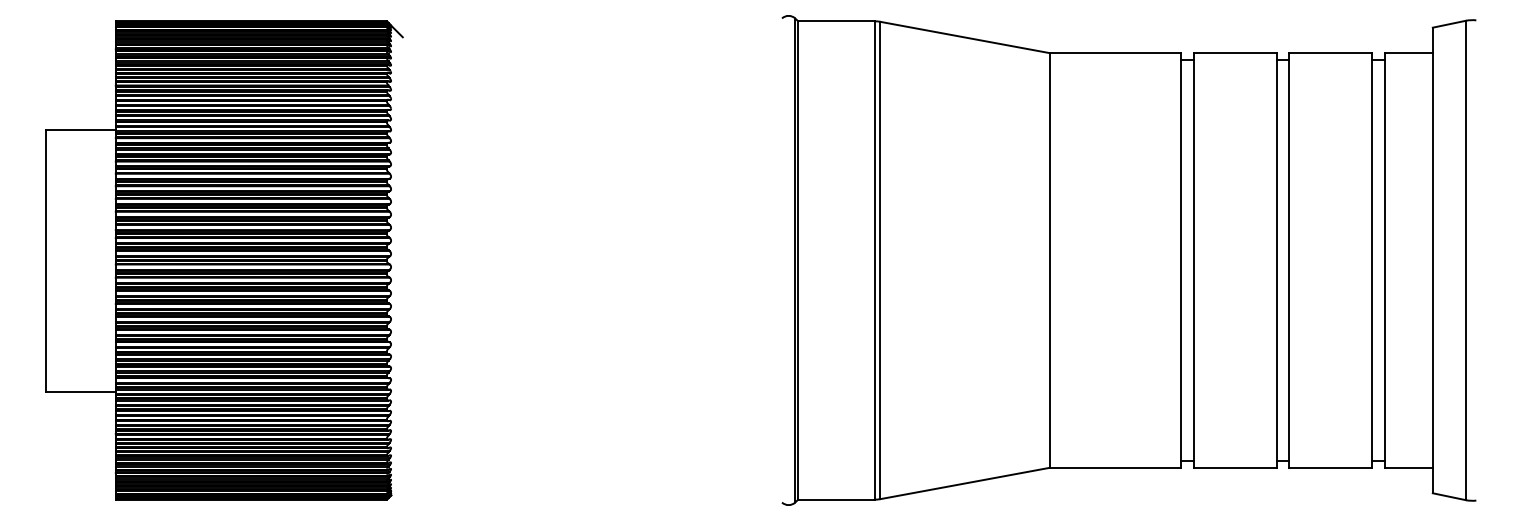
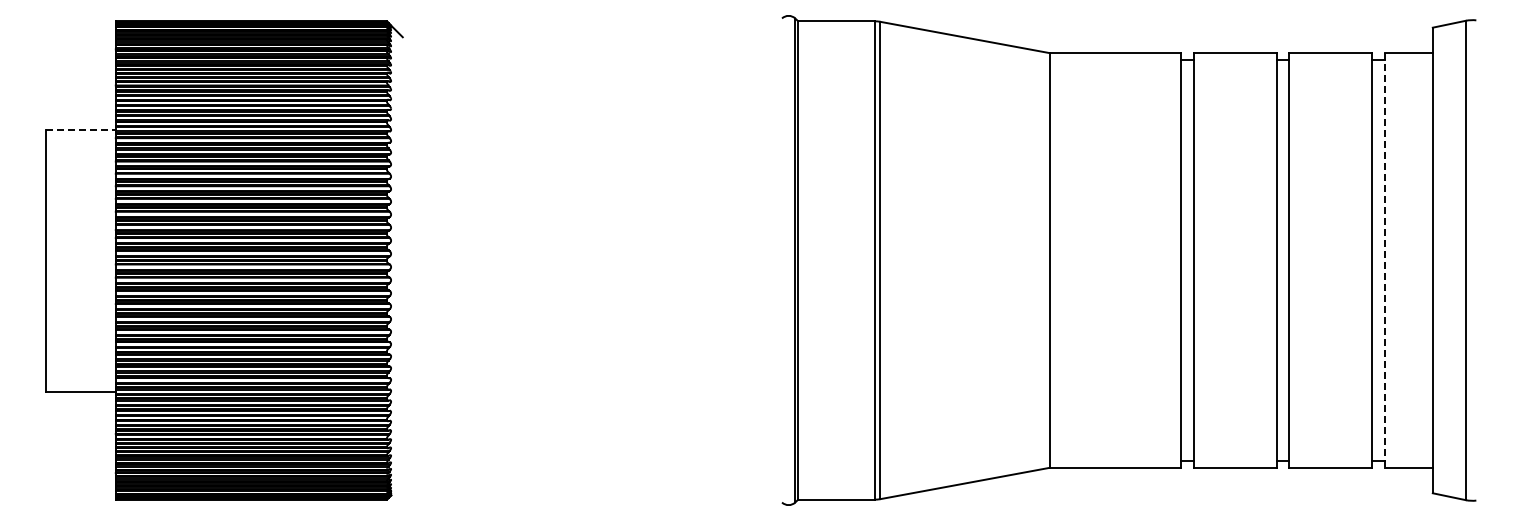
line: solid -> dashed (81, 130)
line: solid -> dashed (1384, 260)
